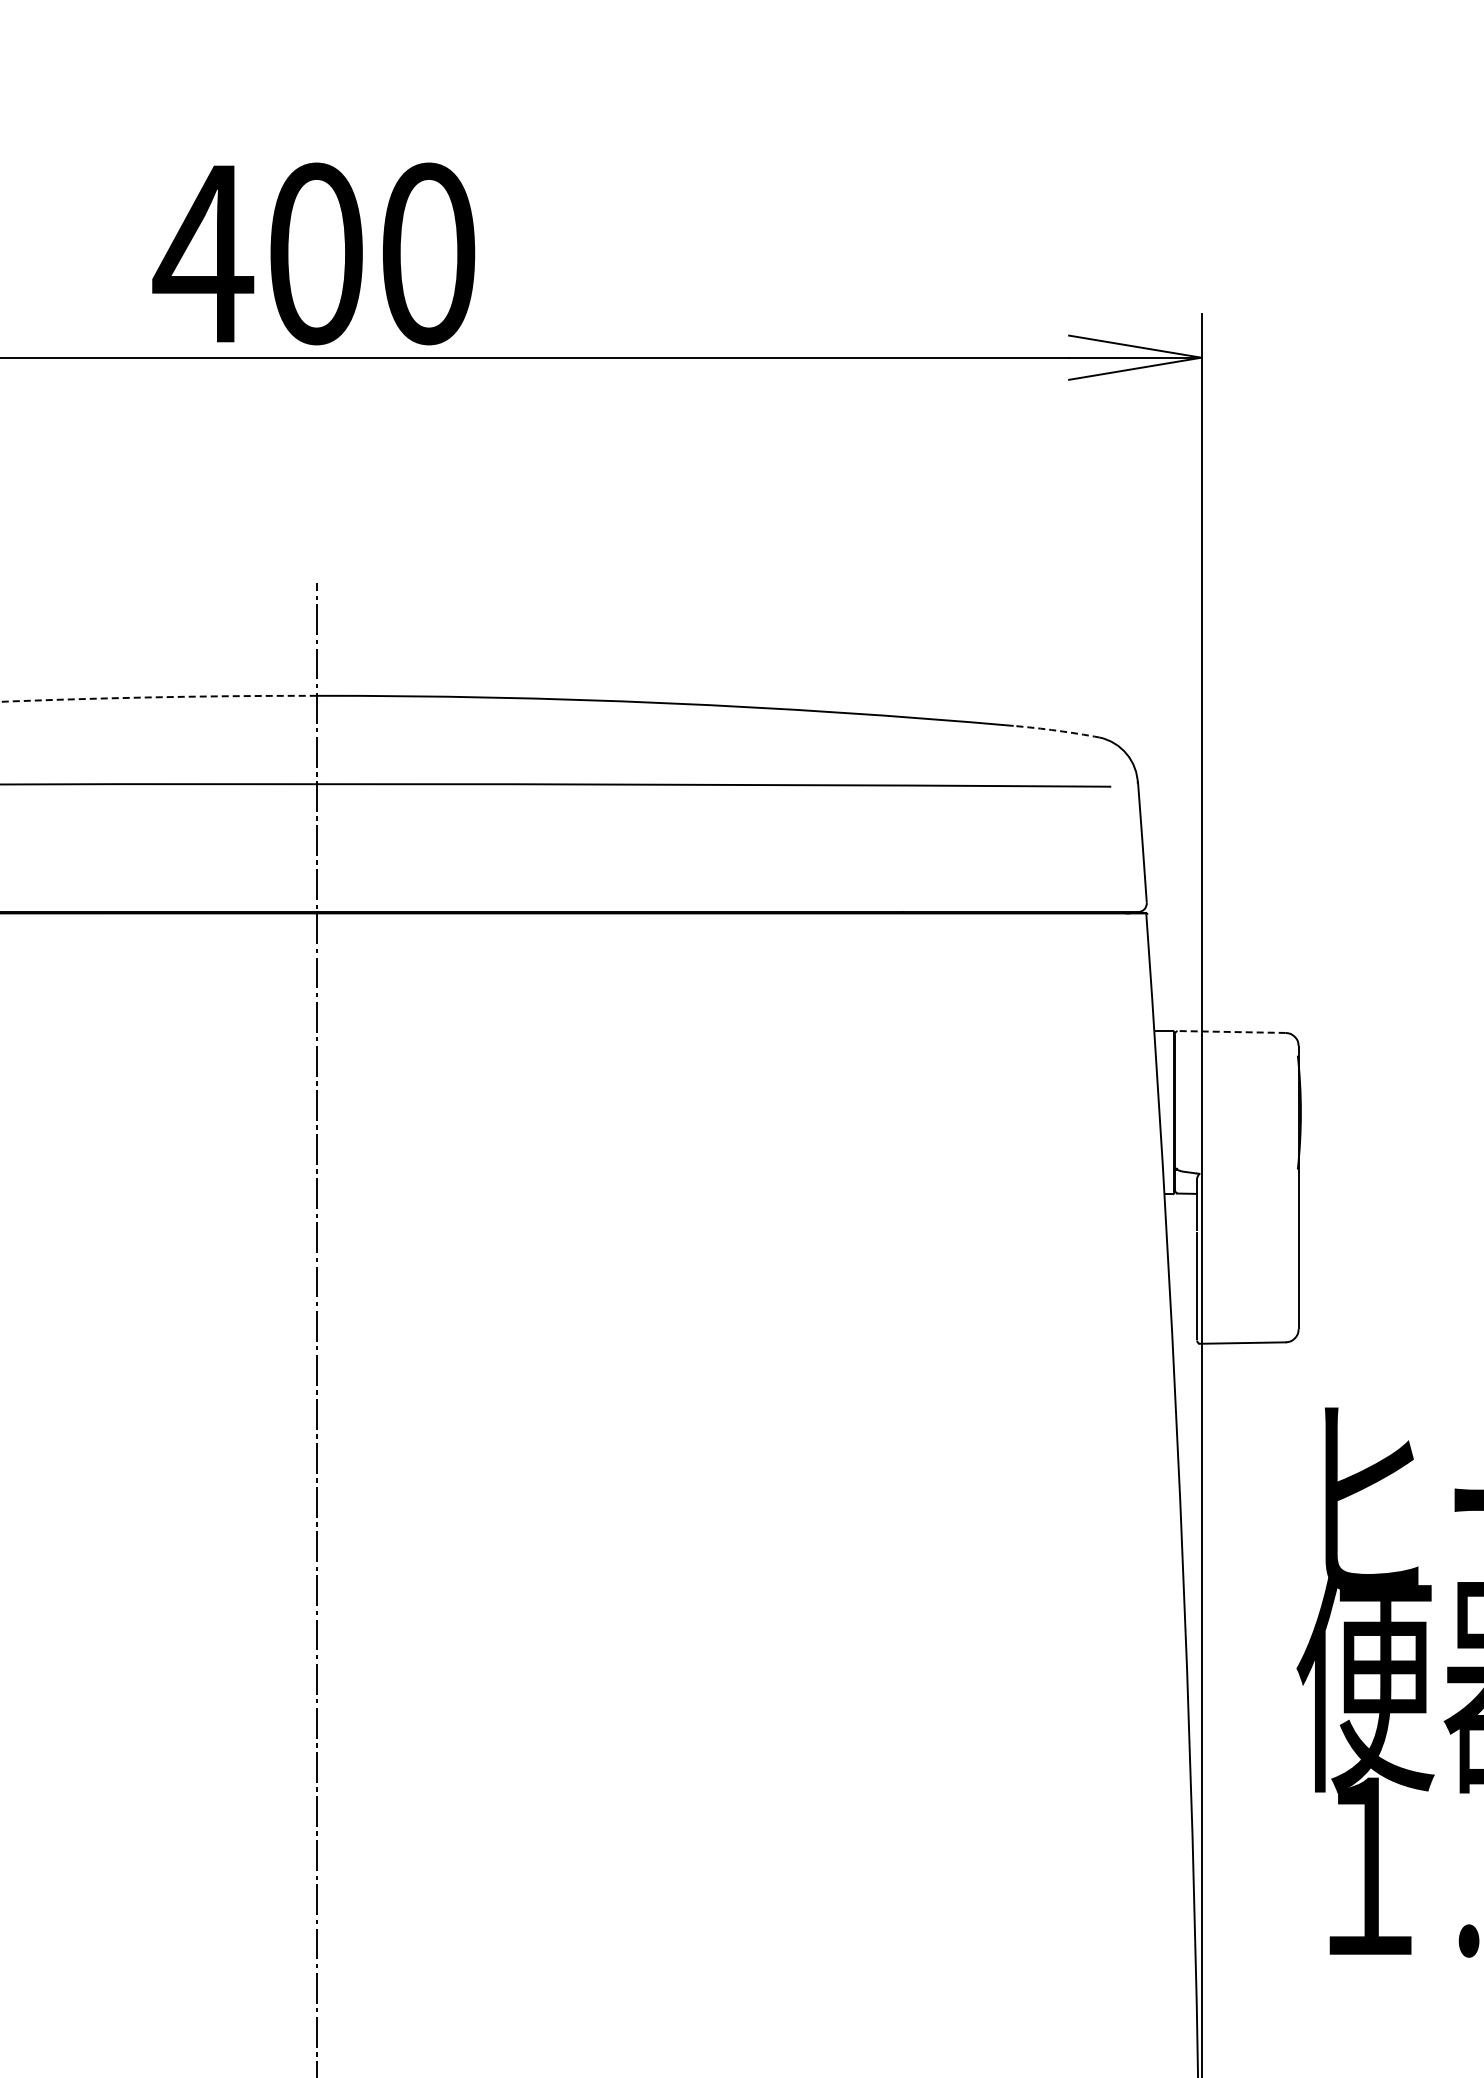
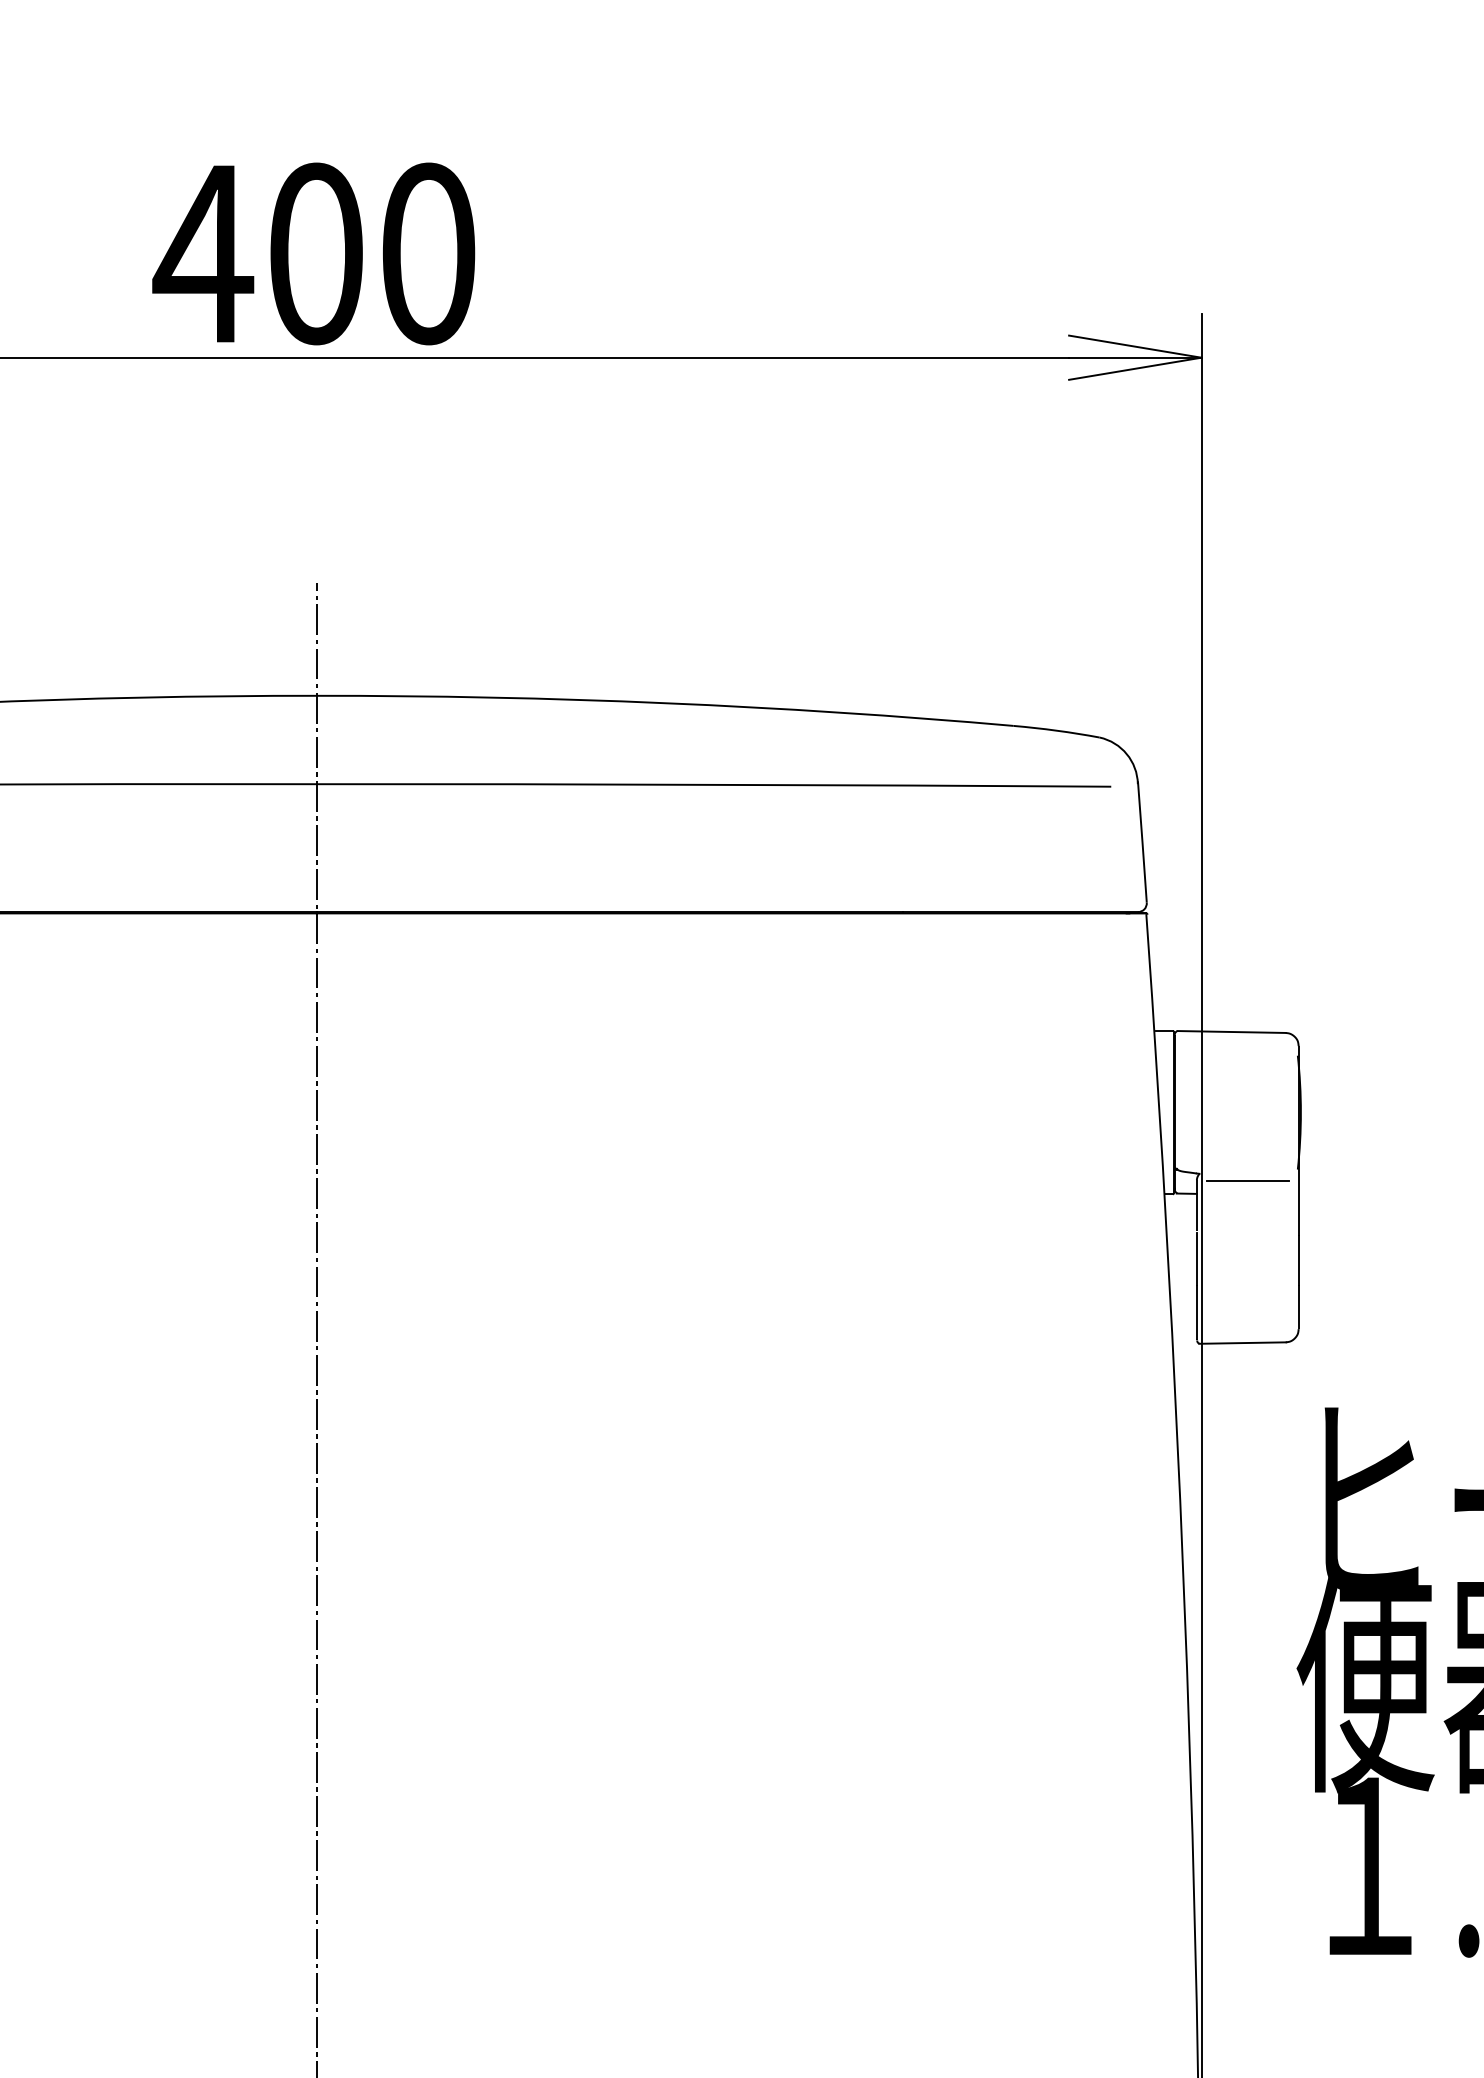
arc: dashed -> solid (158, 697)
arc: dashed -> solid (1056, 730)
line: dashed -> solid (1231, 1032)
line: none -> present (1247, 1181)
